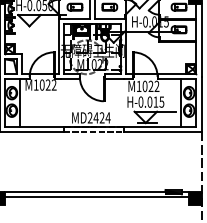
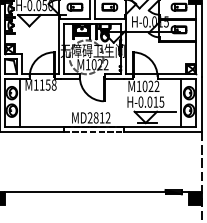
hatch: present -> none (92, 47)
text: M1022 -> M1158 (47, 84)
text: MD2424 -> MD2812 (101, 117)
line: present -> none (96, 197)
